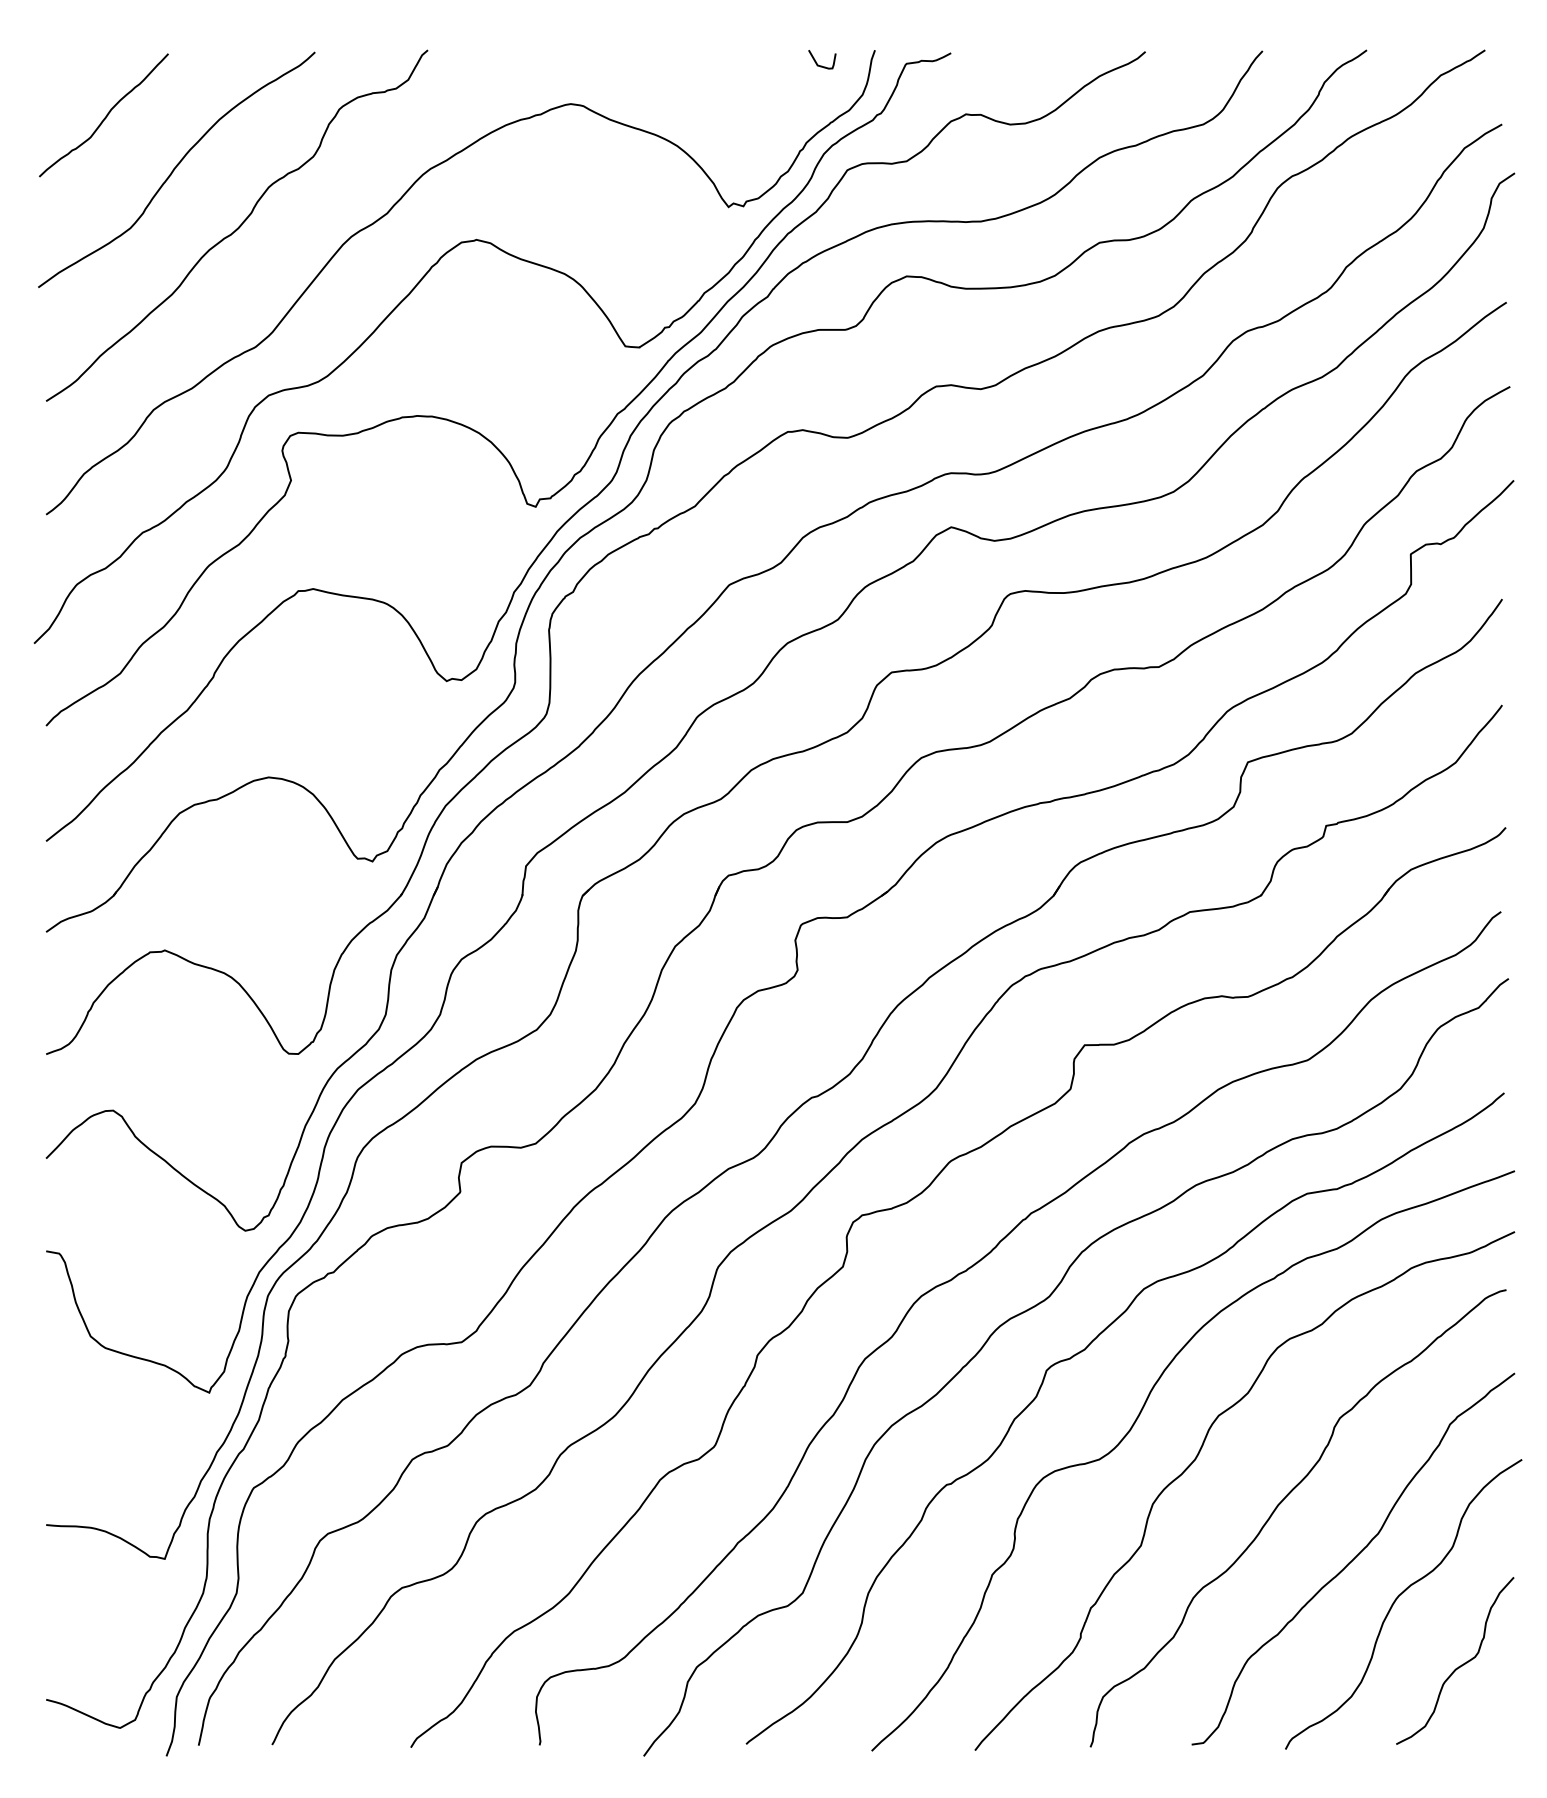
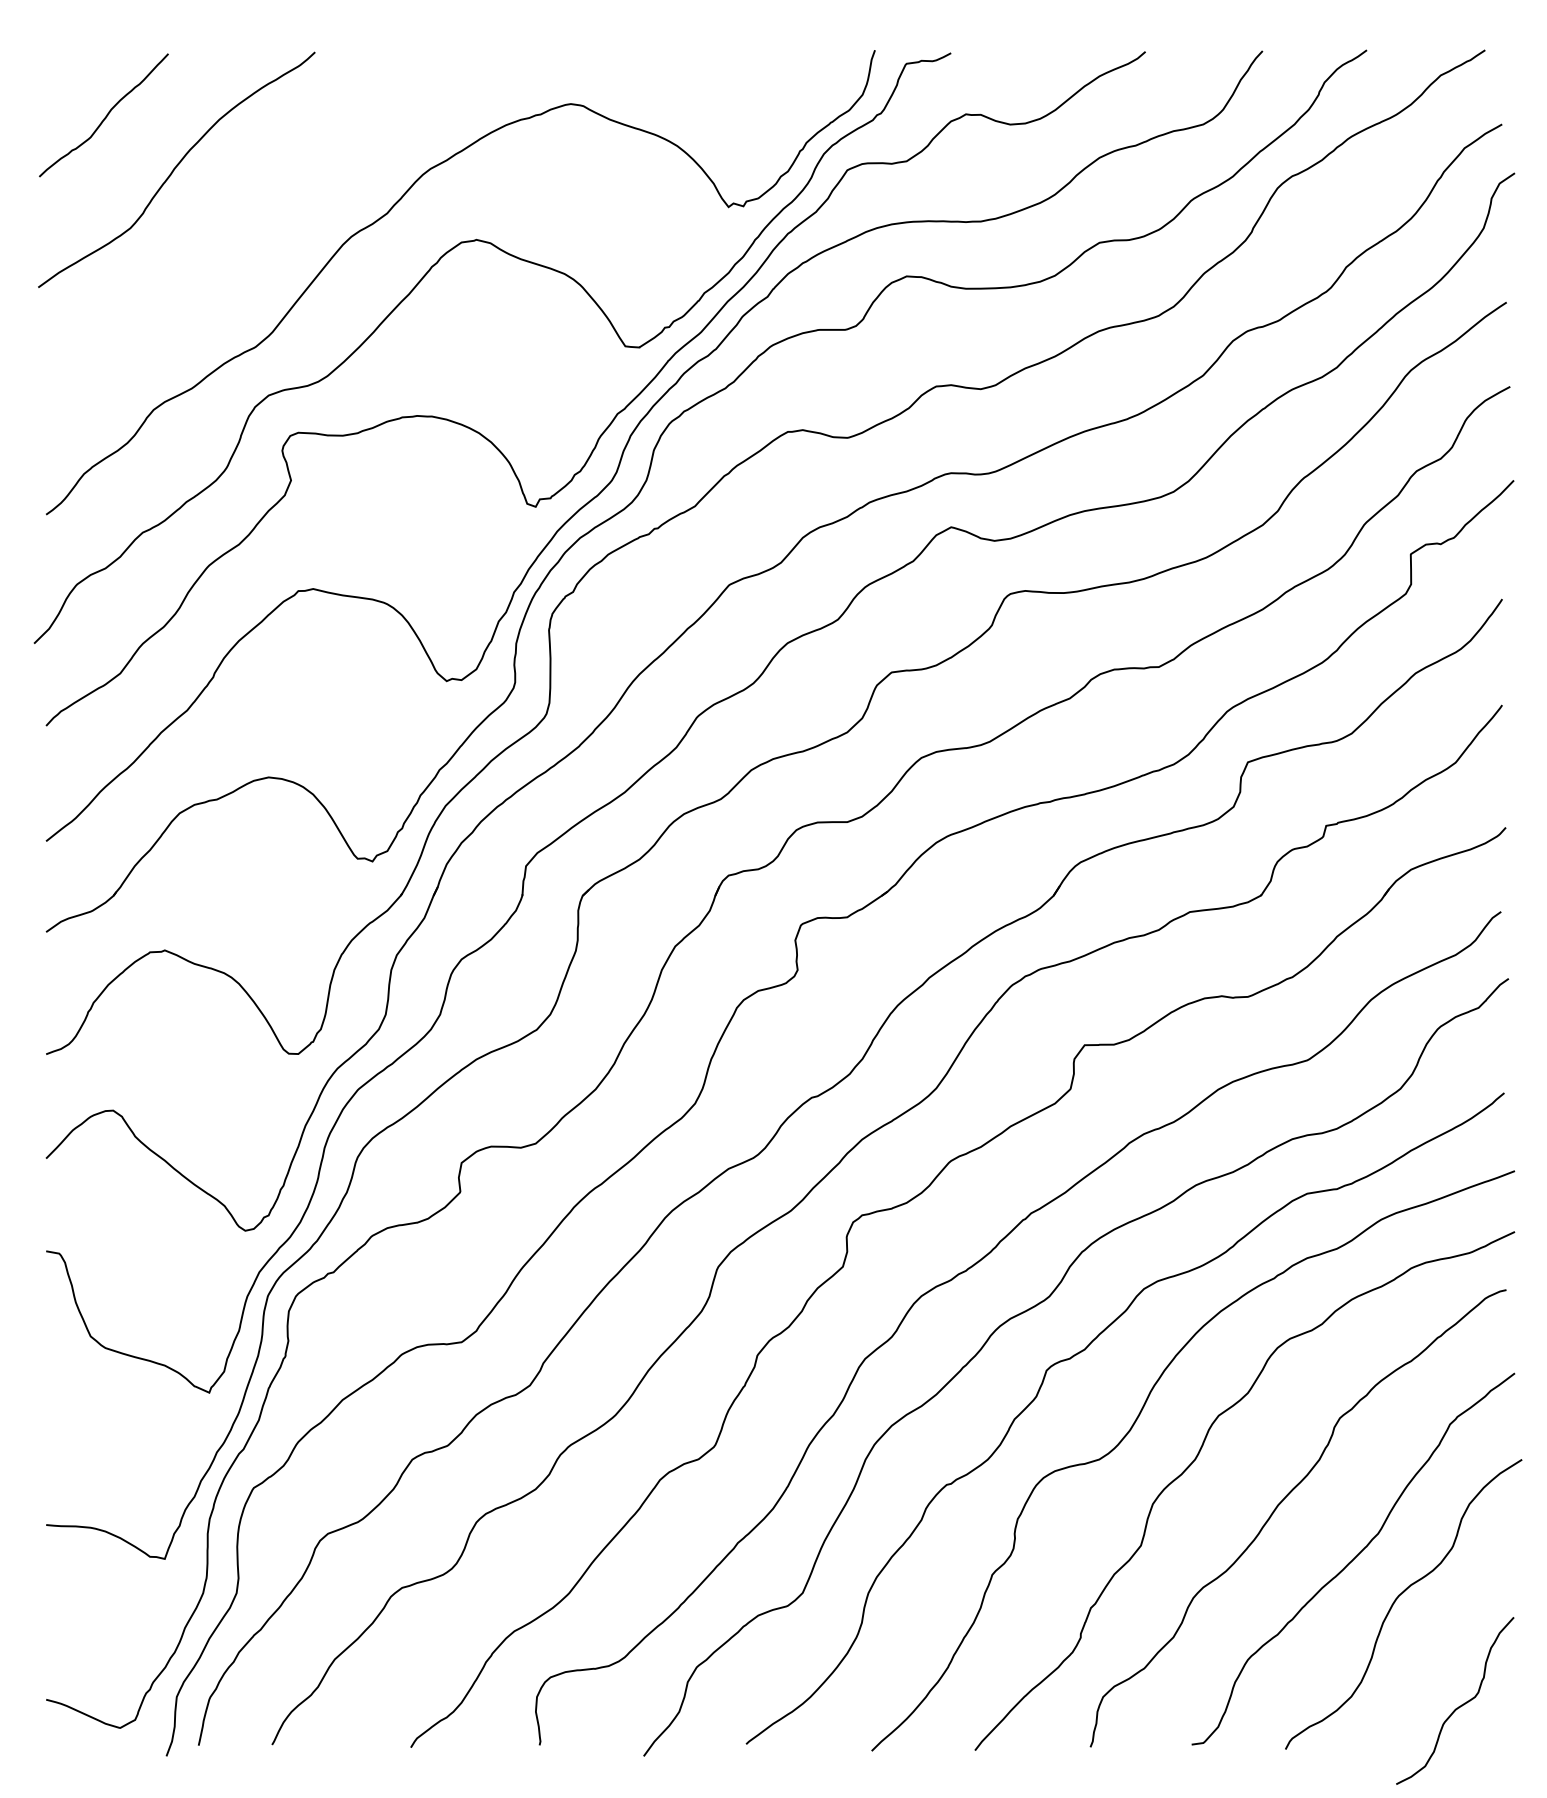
curve: present -> none (822, 65)
curve: present -> none (238, 226)
curve position: (1458, 1666) -> (1458, 1706) (1458, 1706)
